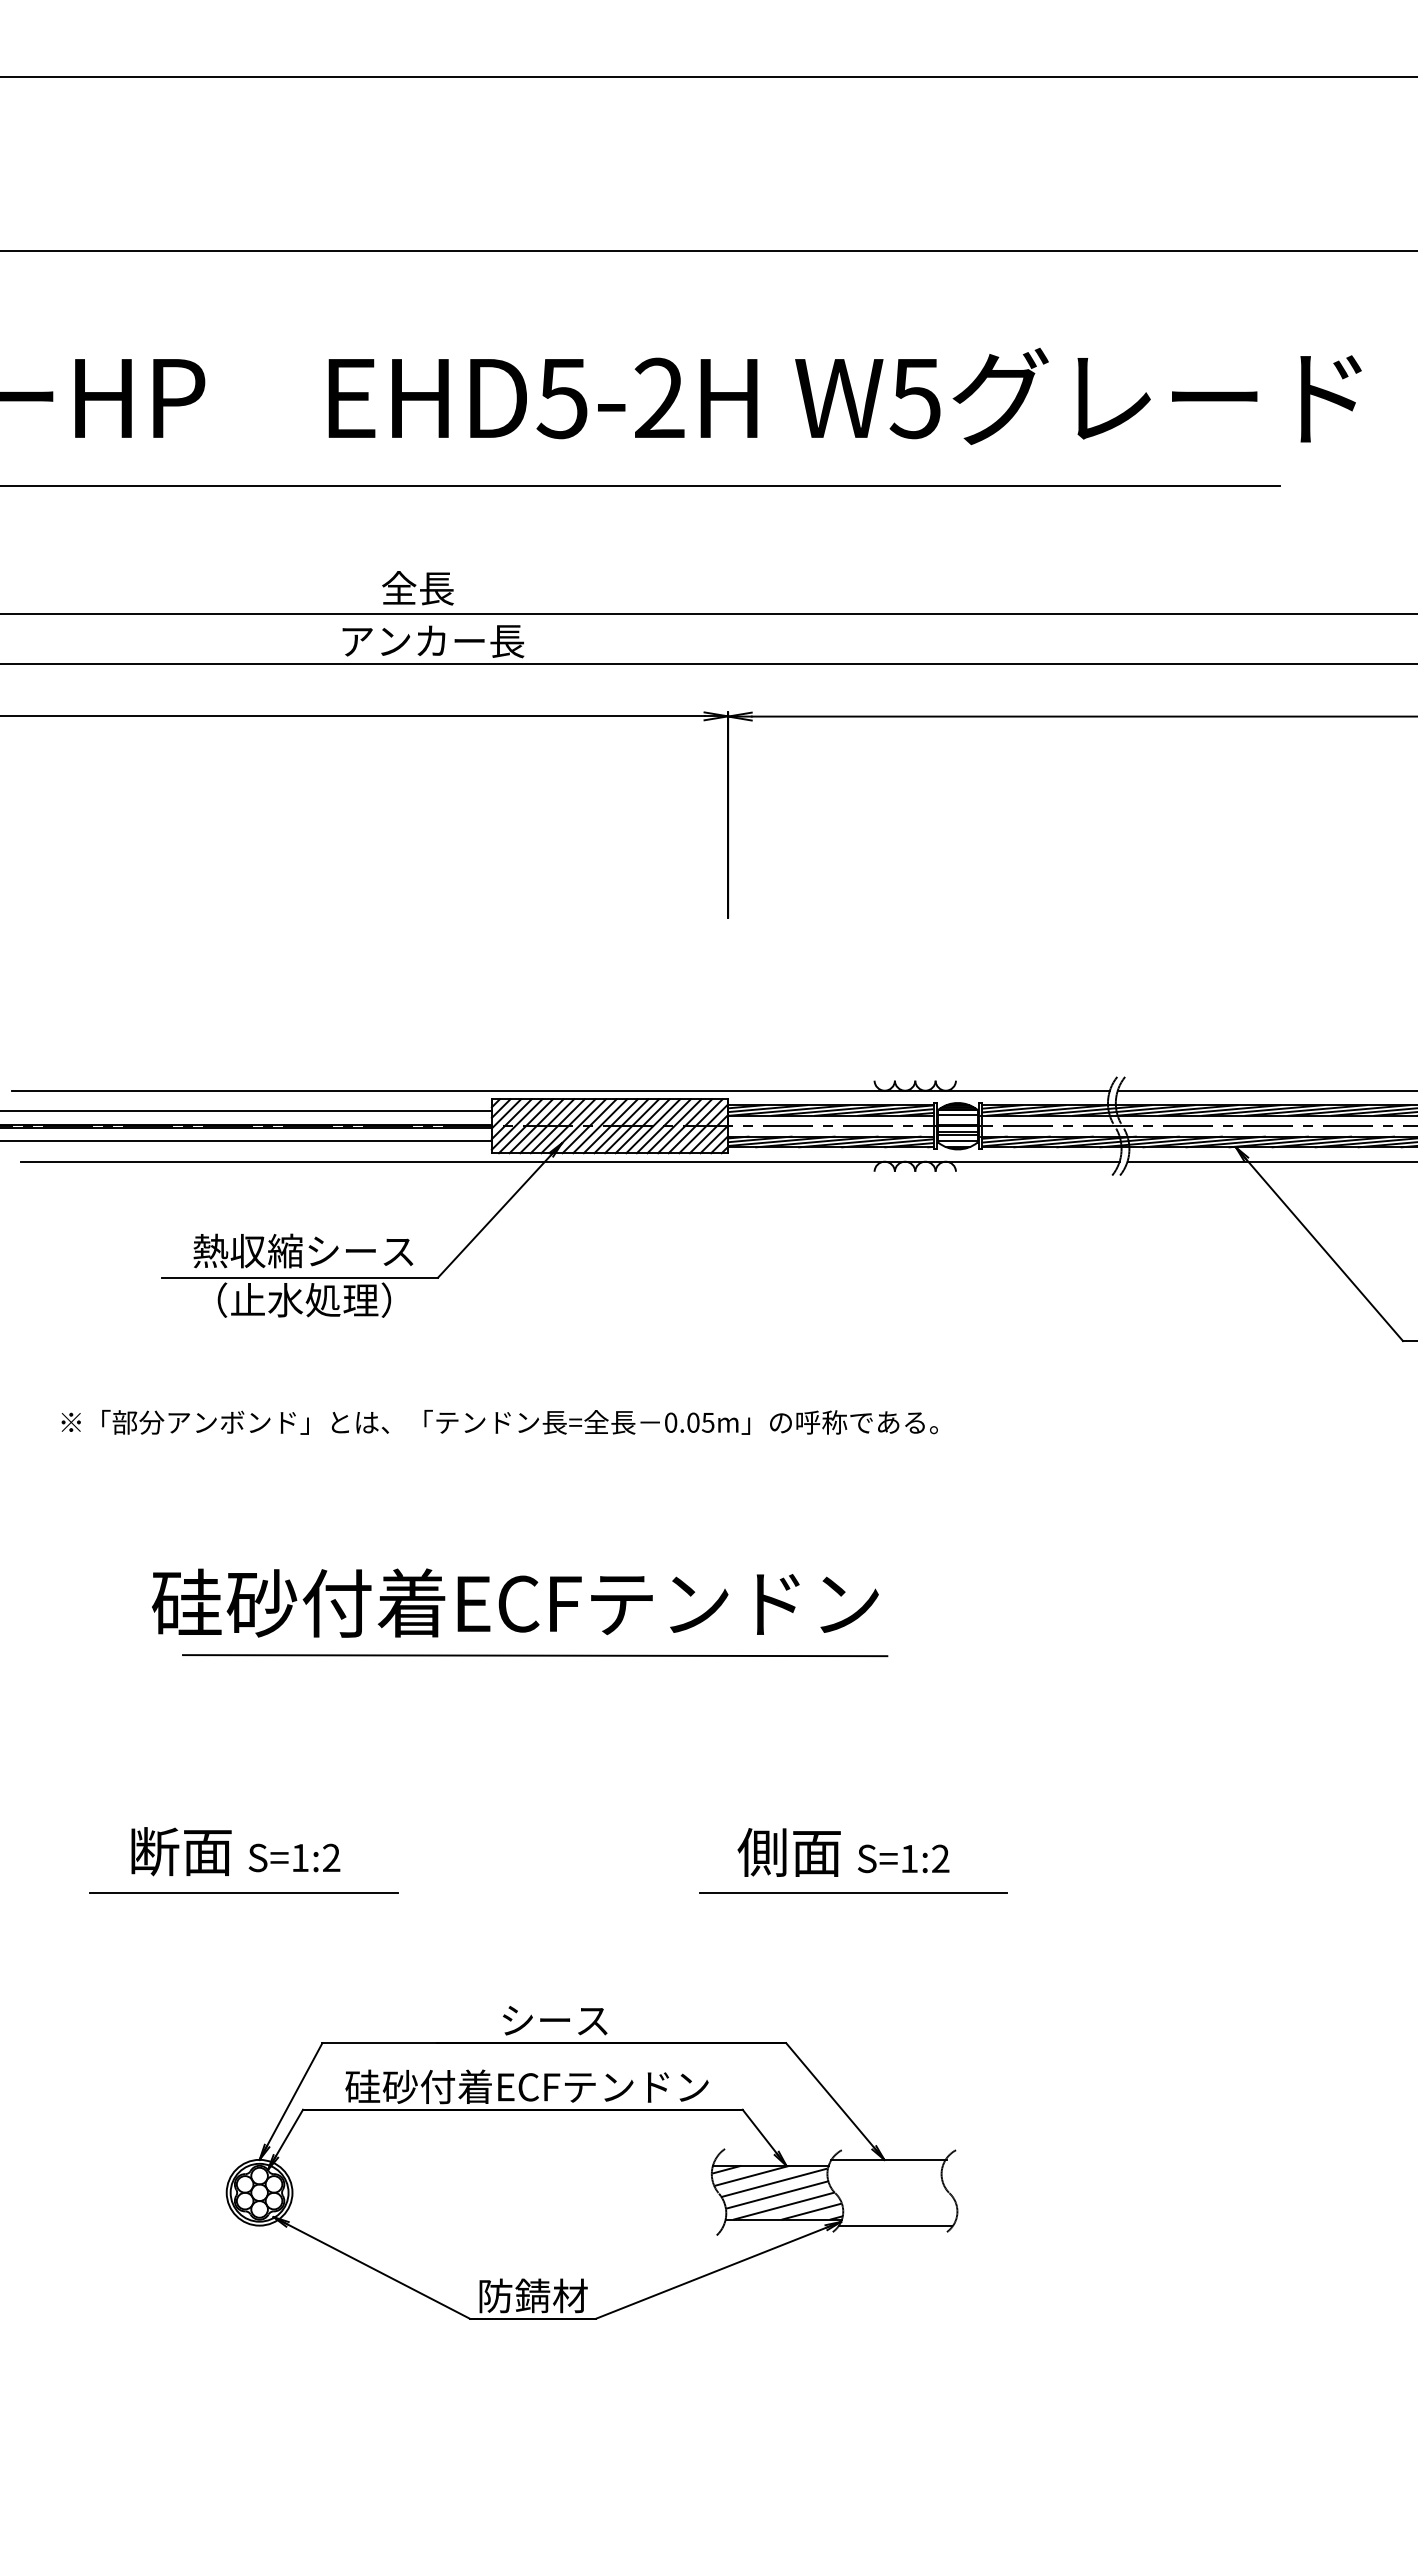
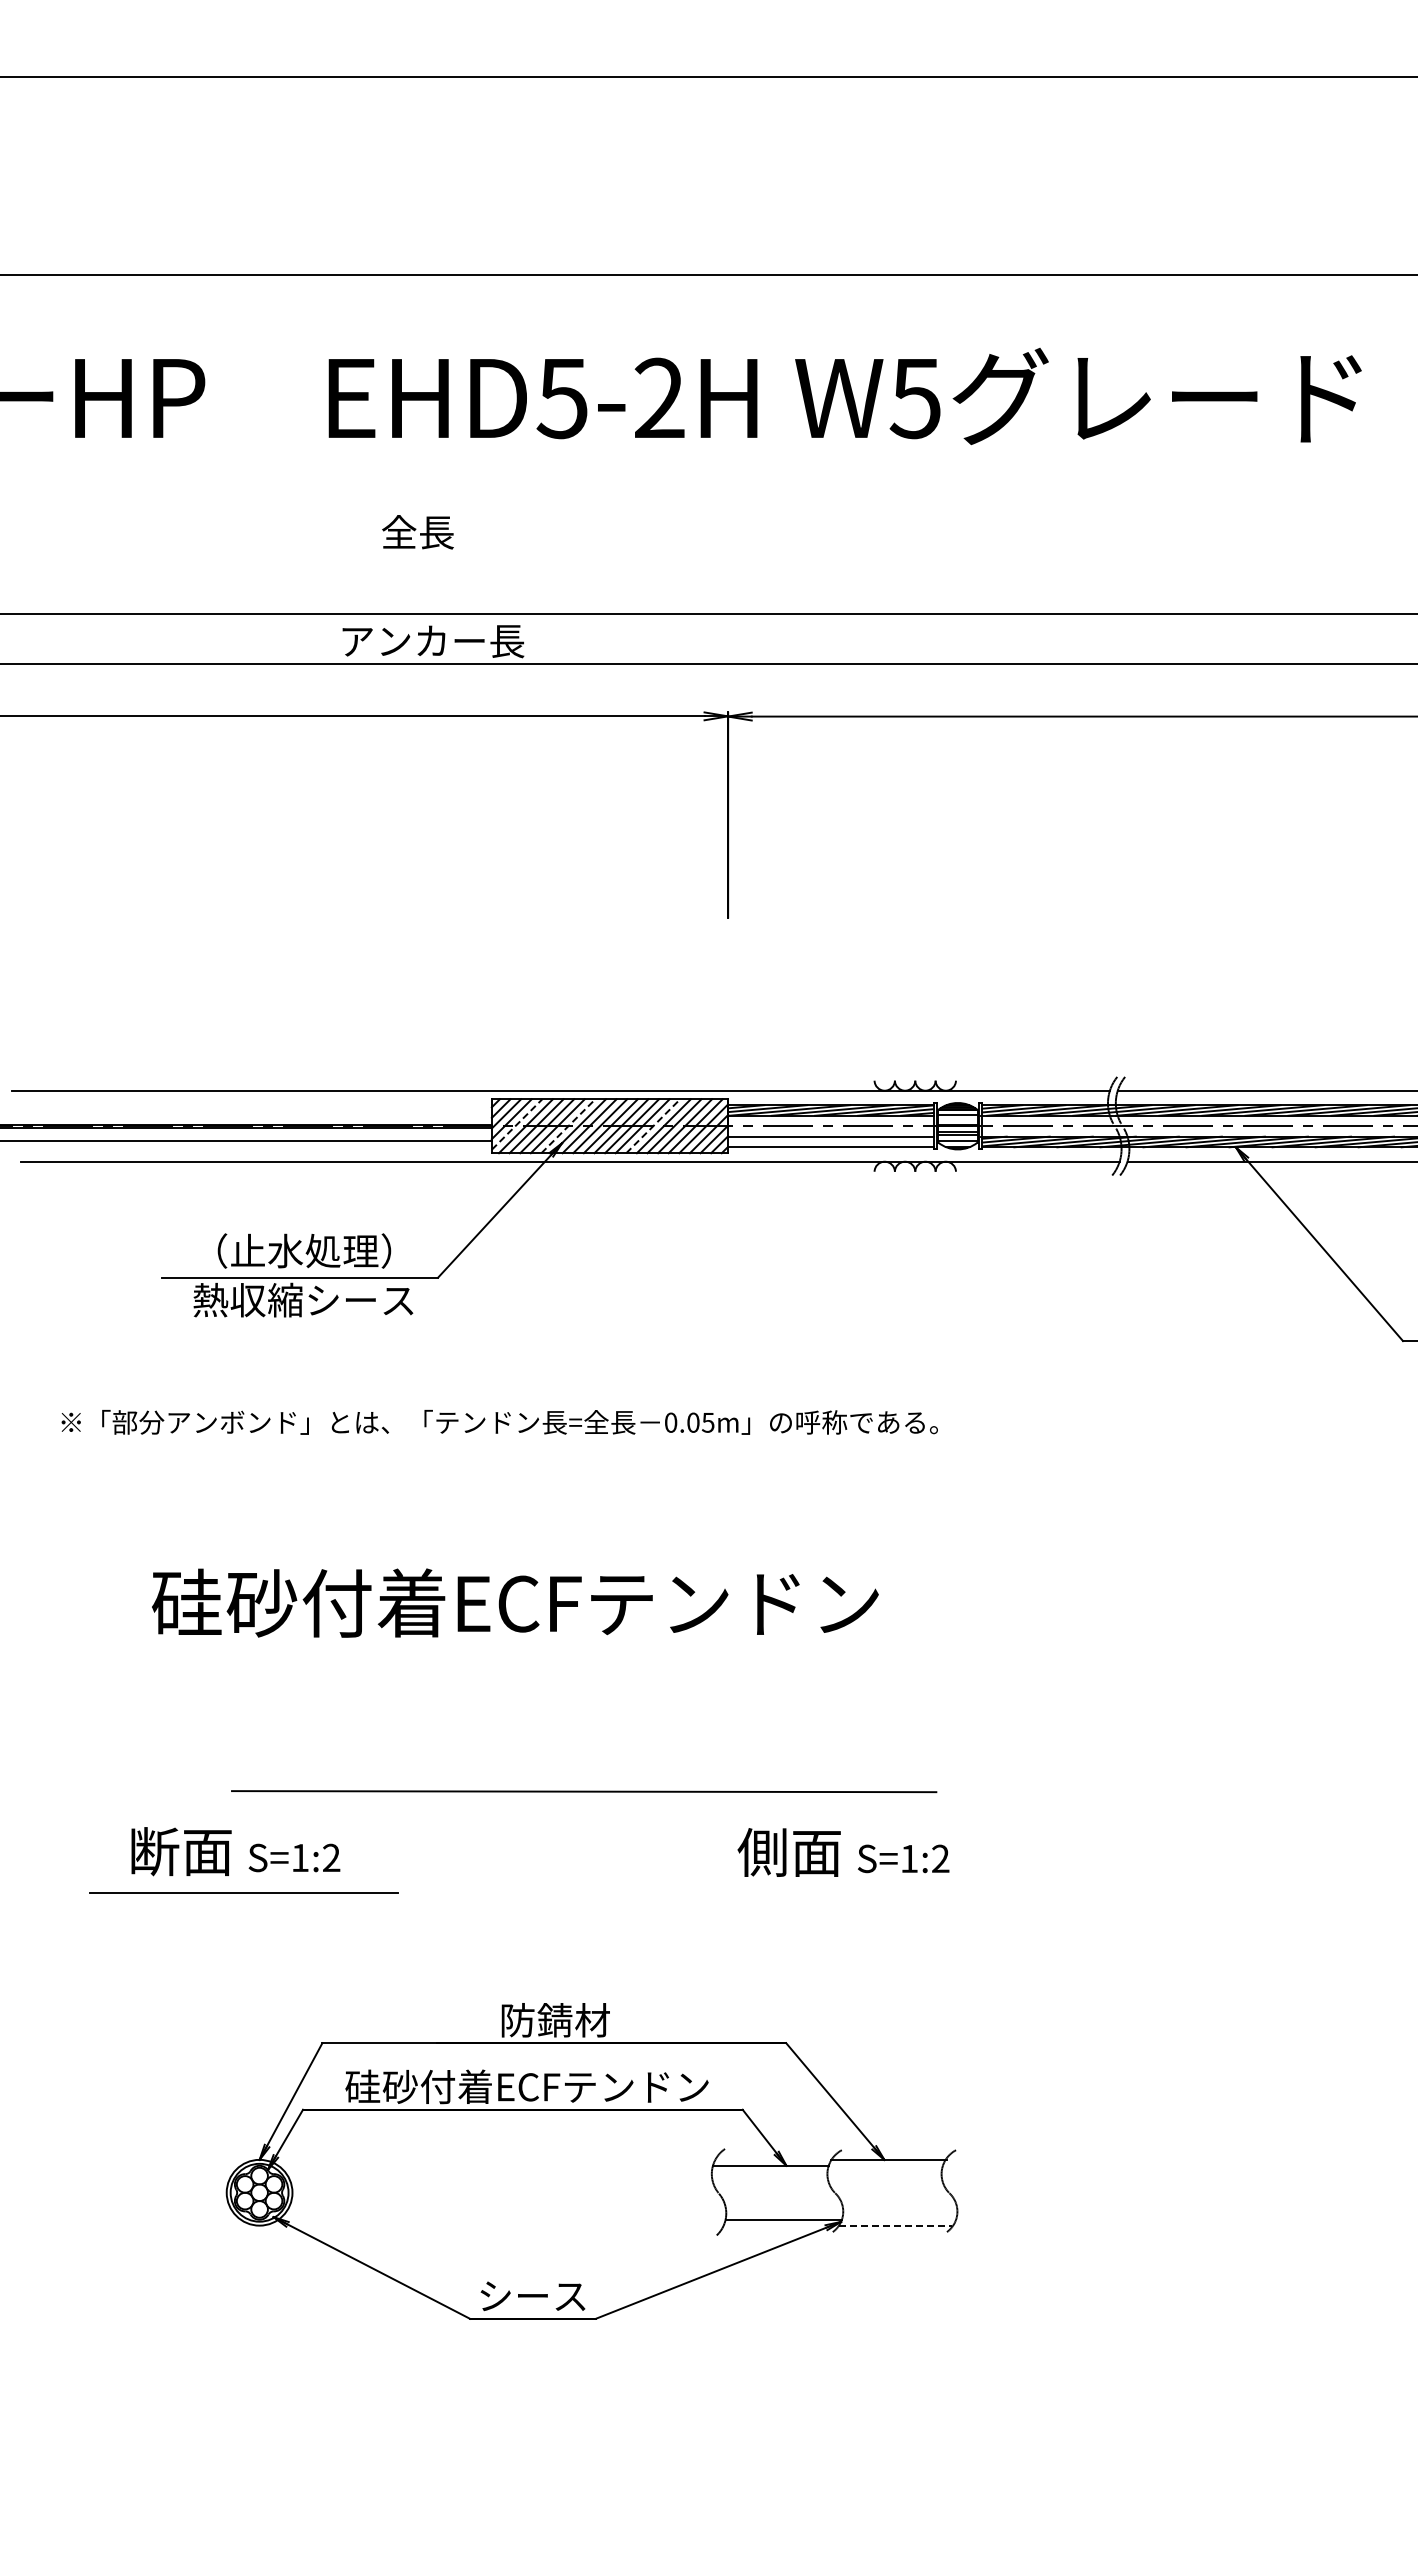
line position: (708, 250) -> (708, 274) (708, 274)
line: present -> none (640, 486)
text position: (417, 588) -> (417, 532) (417, 532)
line: present -> none (246, 1111)
line: solid -> dashed (517, 1124)
line: solid -> dashed (568, 1125)
line: solid -> dashed (653, 1125)
hatch: present -> none (831, 1141)
text: 熱収縮シース -> （止水処理） (303, 1250)
text: （止水処理） -> 熱収縮シース (303, 1299)
line position: (535, 1655) -> (584, 1791) (584, 1791)
line: present -> none (853, 1892)
text: シース -> 防錆材 (555, 2020)
hatch: present -> none (777, 2192)
line: solid -> dashed (895, 2225)
text: 防錆材 -> シース (533, 2295)
